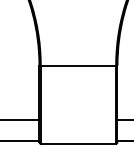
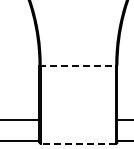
line: solid -> dashed (78, 65)
line: solid -> dashed (78, 143)
